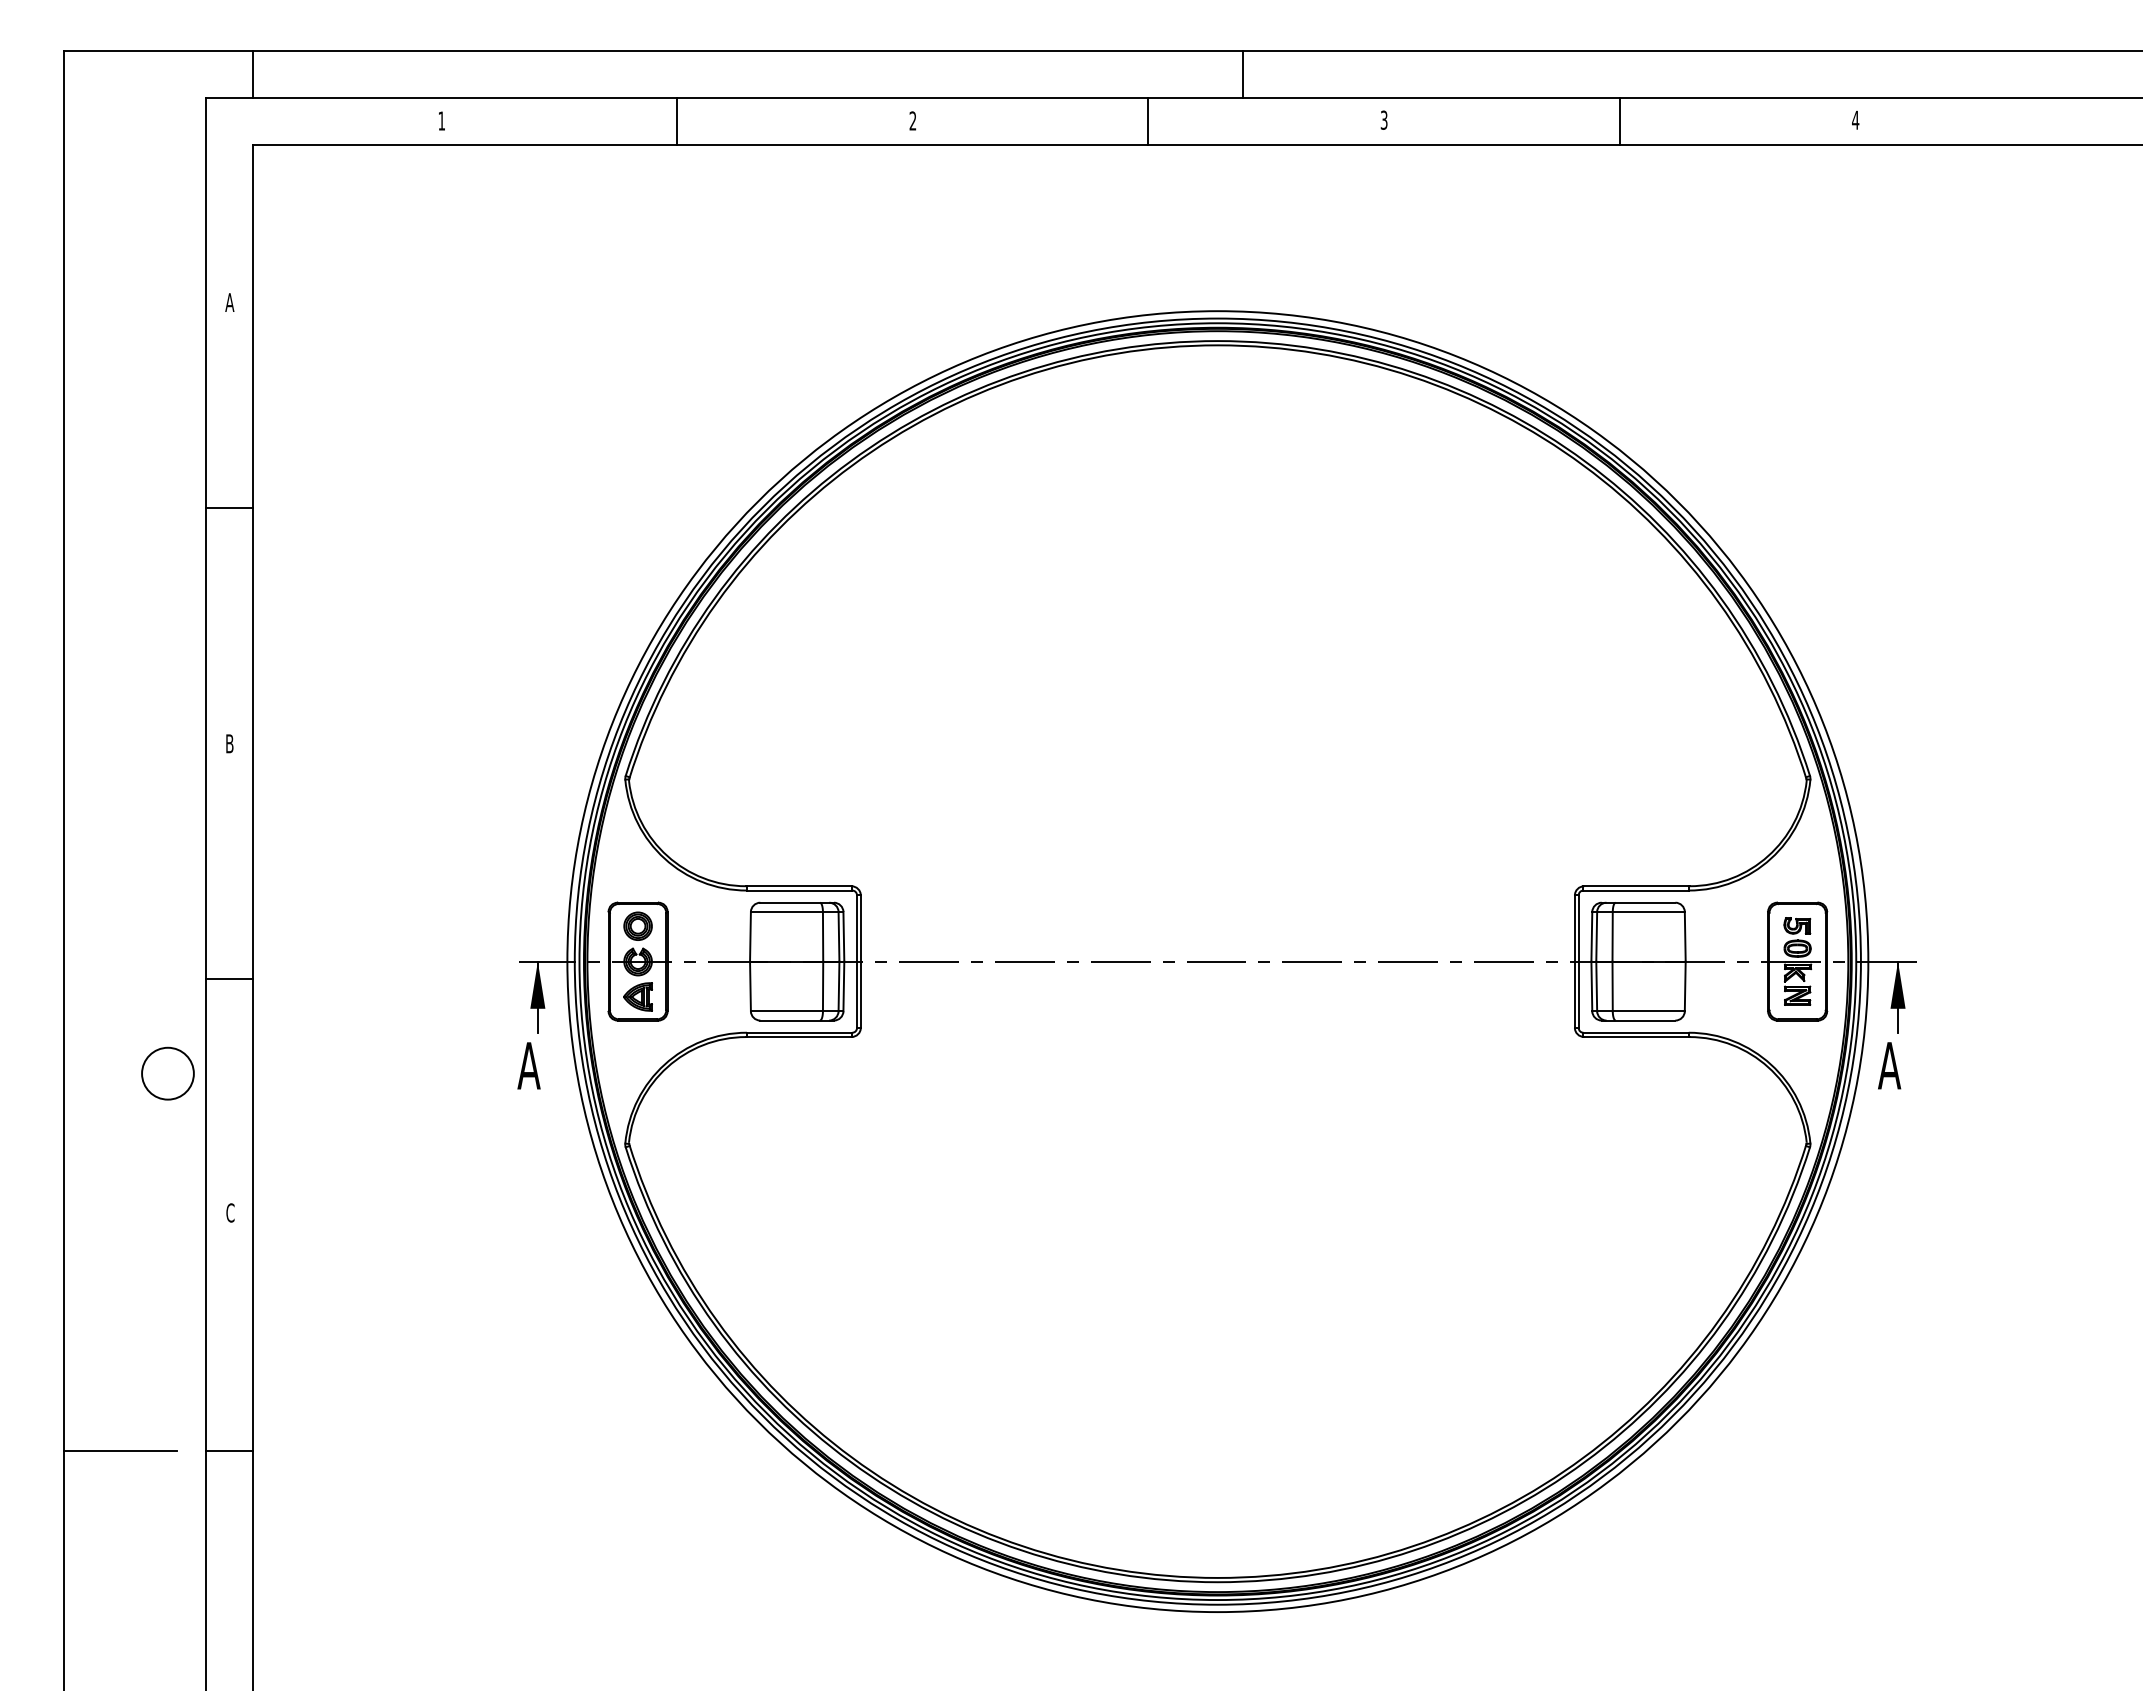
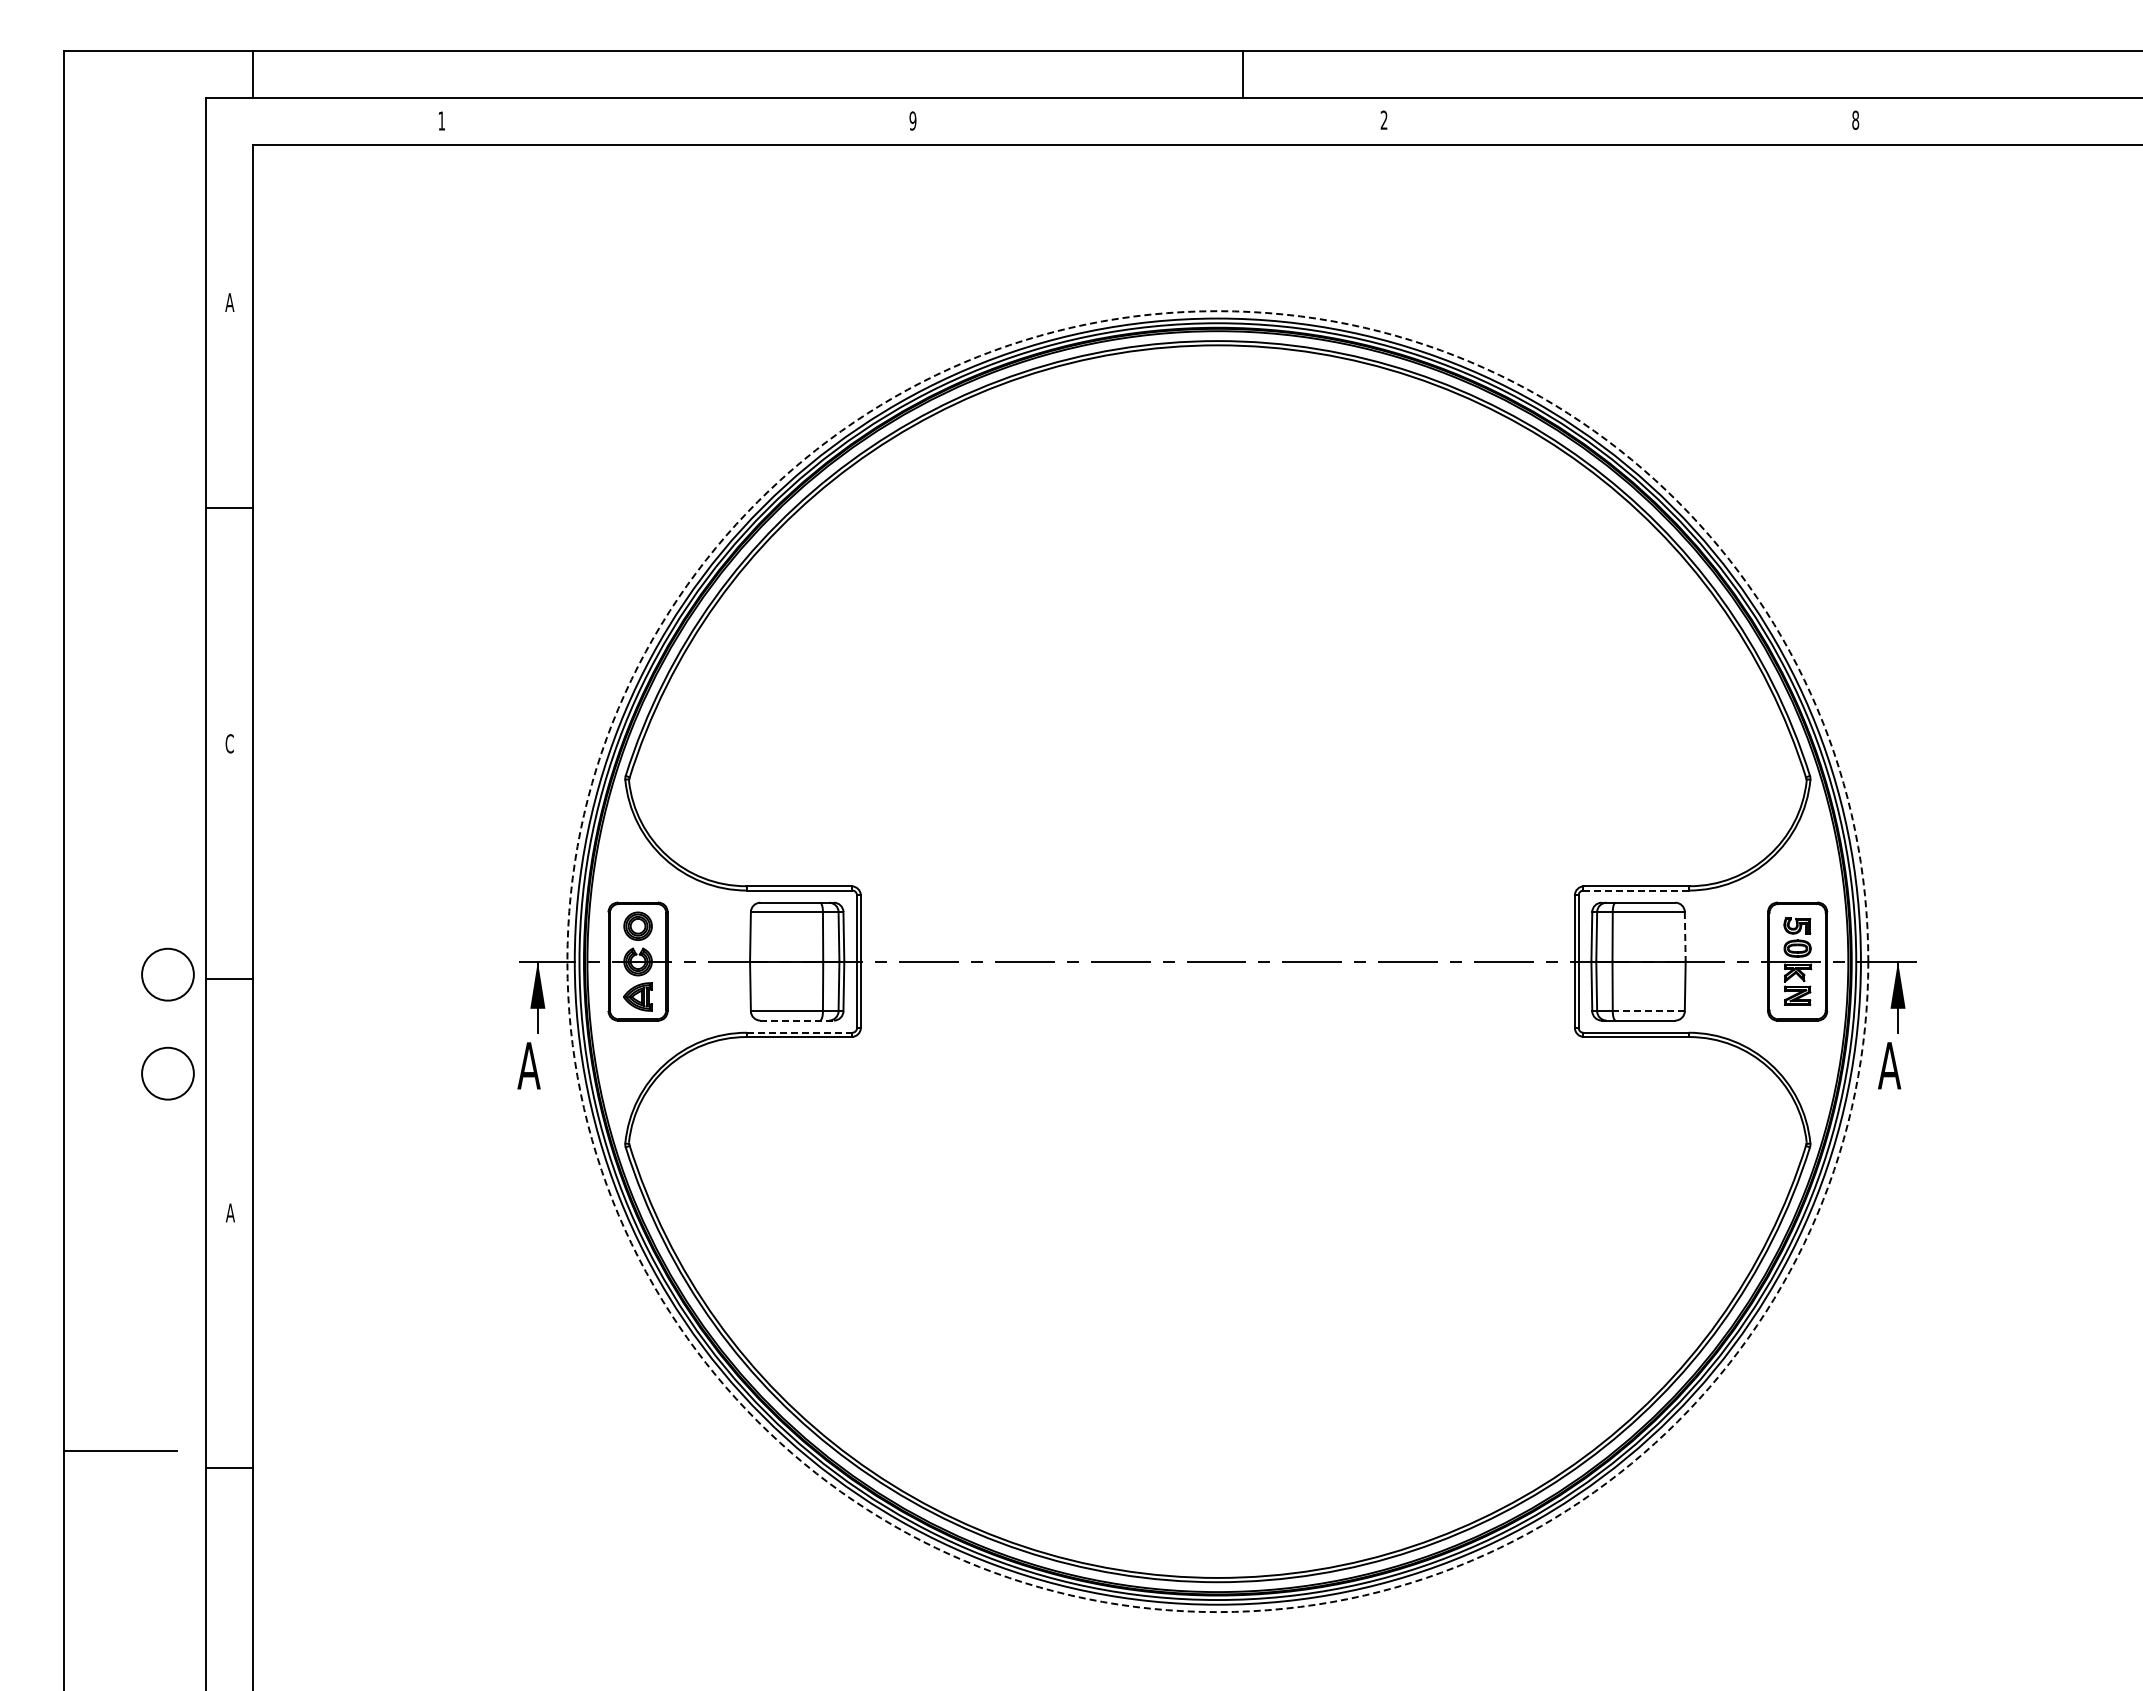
text: 4 -> 8 (1855, 119)
text: 2 -> 9 (912, 120)
text: 3 -> 2 (1383, 120)
line: present -> none (677, 121)
line: present -> none (1148, 121)
line: present -> none (1619, 121)
text: B -> C (229, 743)
line: solid -> dashed (1636, 890)
line: solid -> dashed (1685, 936)
circle: solid -> dashed (1217, 961)
circle: none -> present (167, 974)
line: solid -> dashed (1648, 1011)
line: solid -> dashed (797, 1020)
line: solid -> dashed (799, 1032)
text: C -> A (230, 1212)
line position: (228, 1450) -> (228, 1467) (228, 1467)
